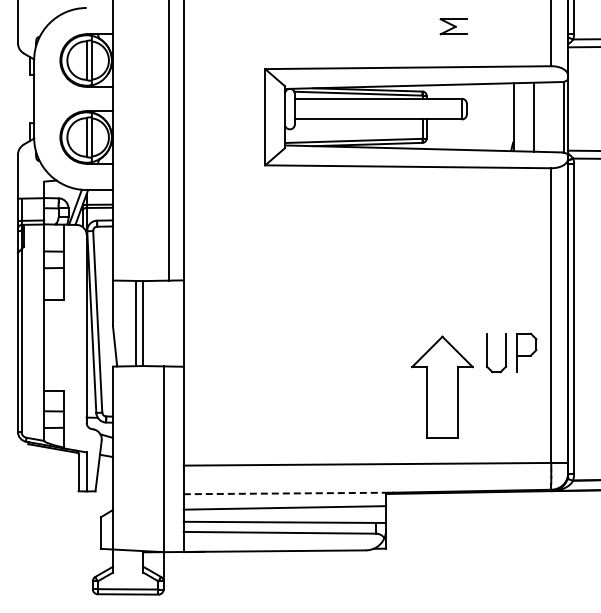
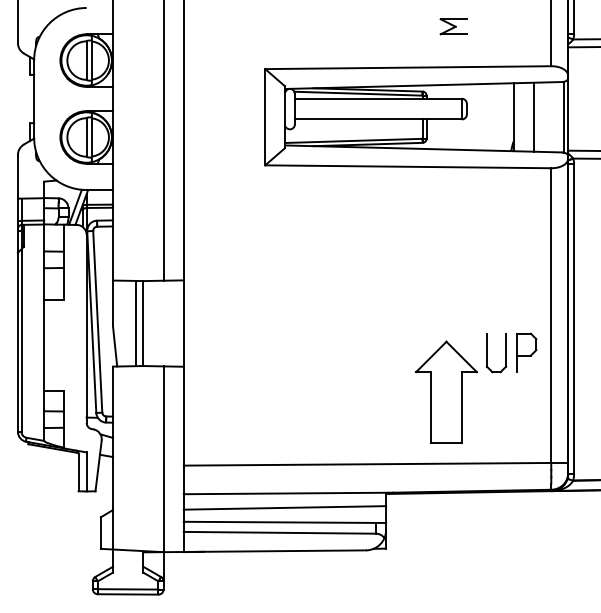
line position: (168, 141) -> (163, 141) (163, 141)
part position: (442, 386) -> (446, 391) (446, 391)
line: dashed -> solid (285, 493)
